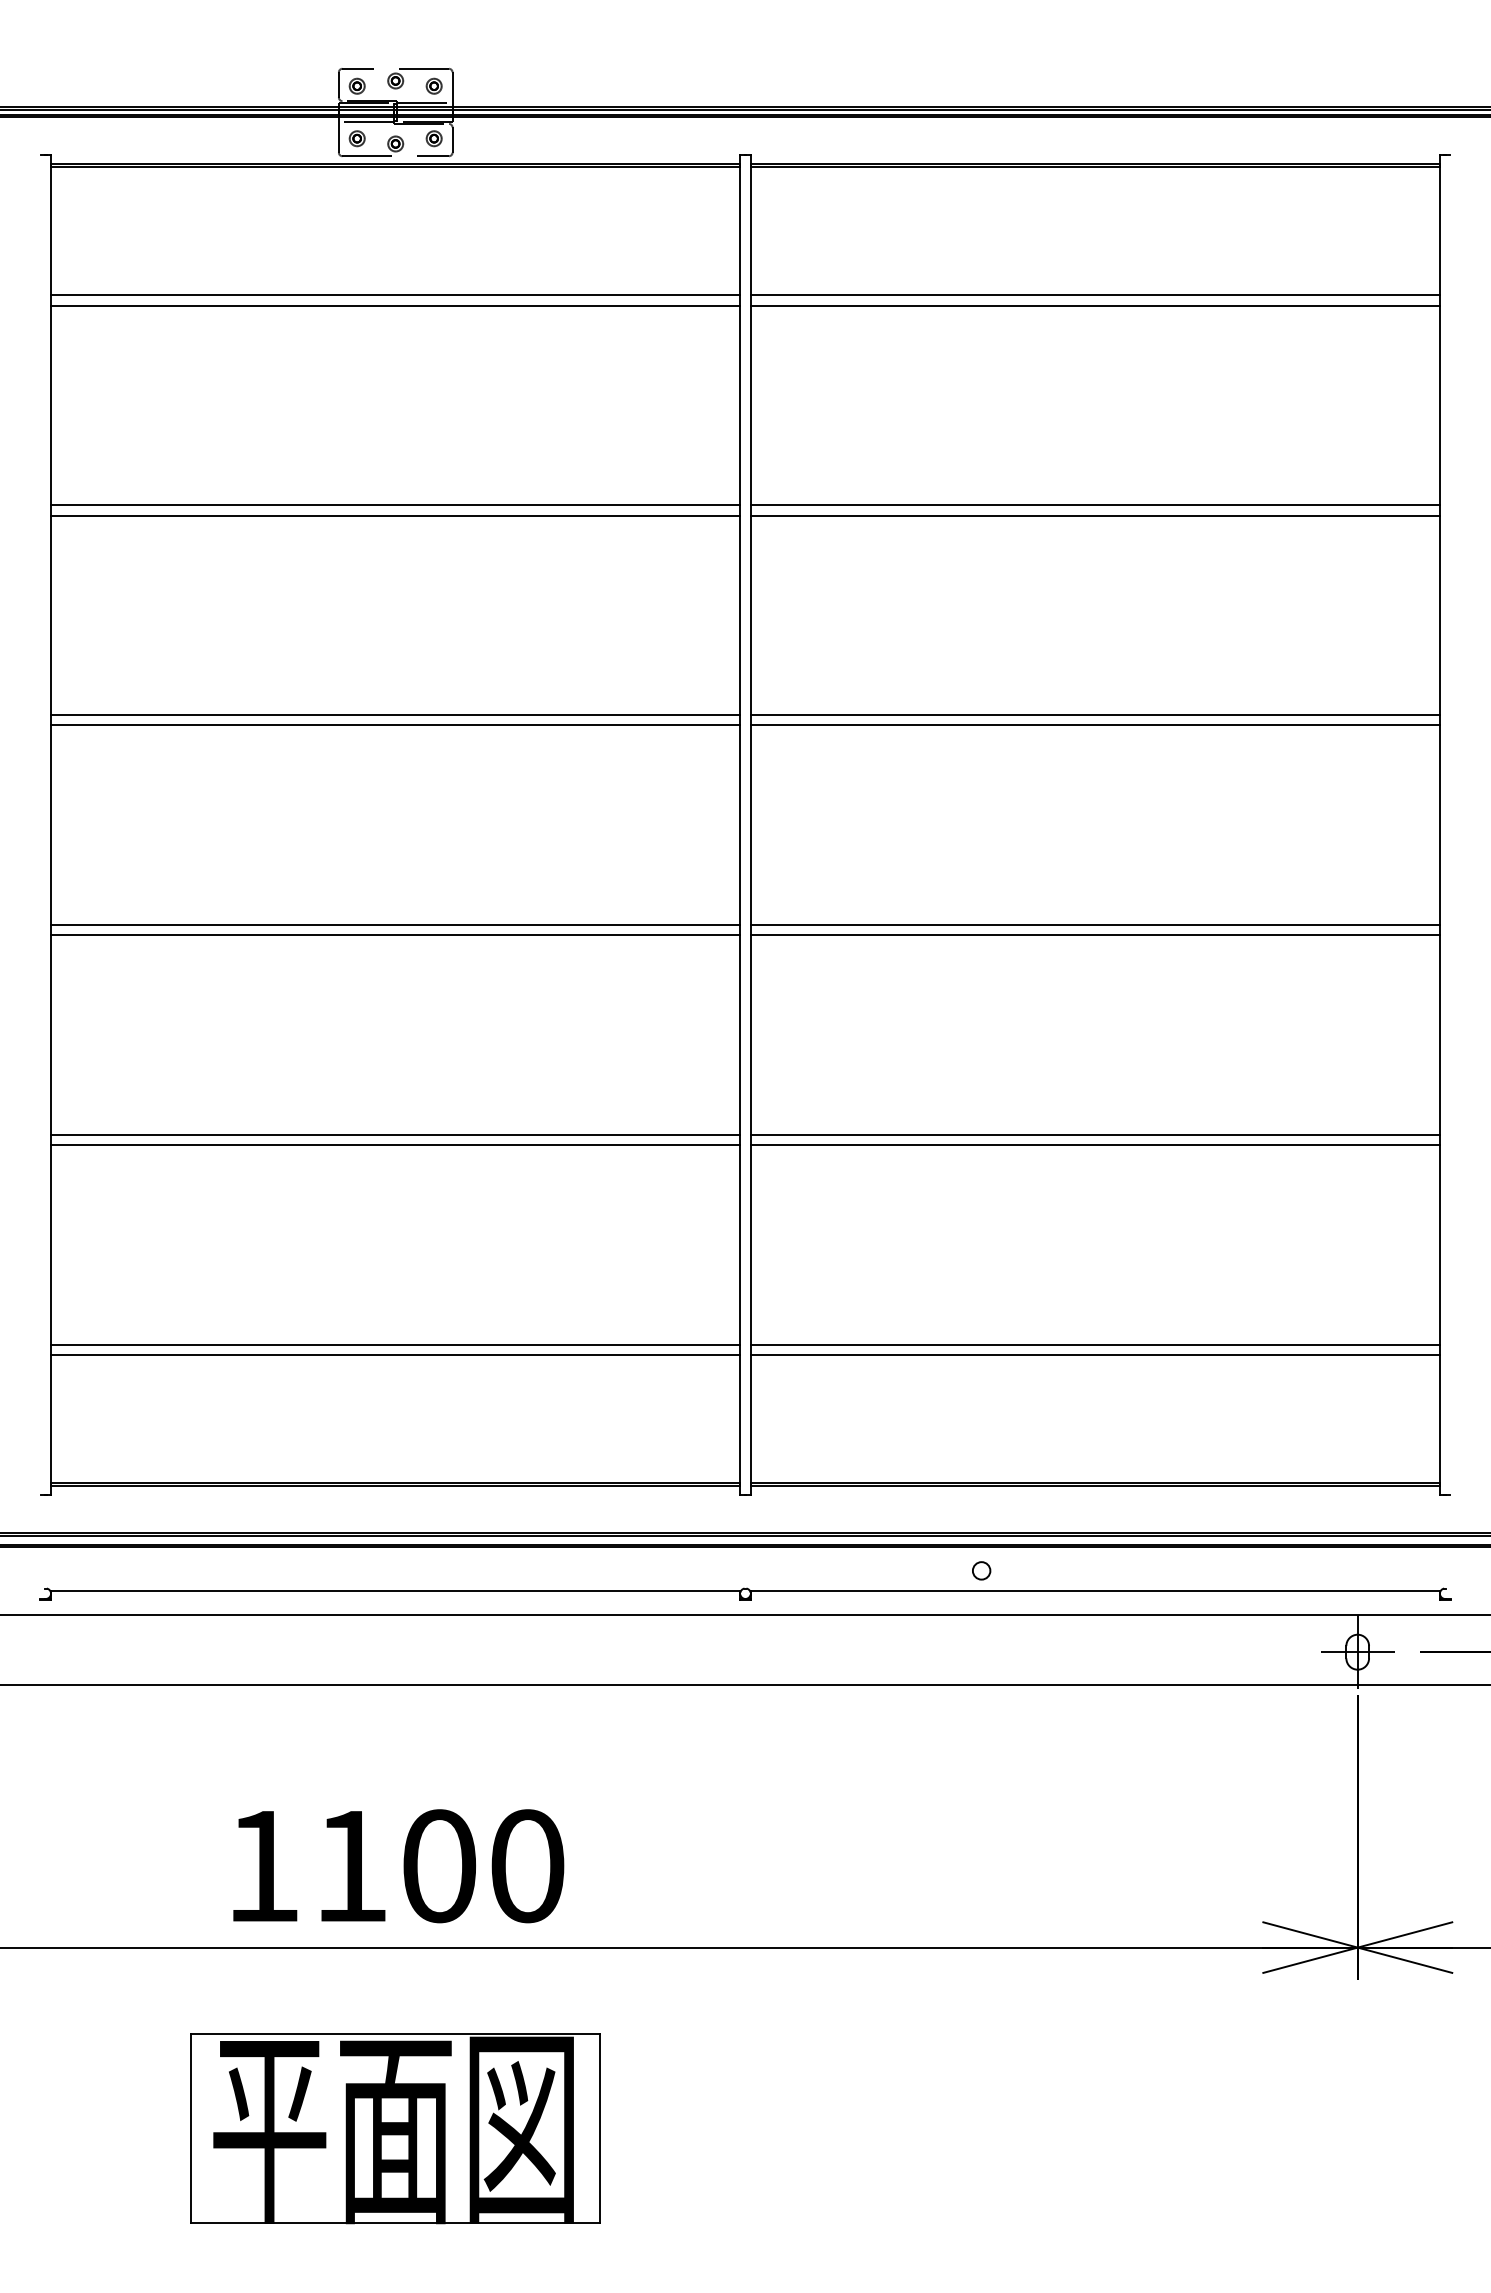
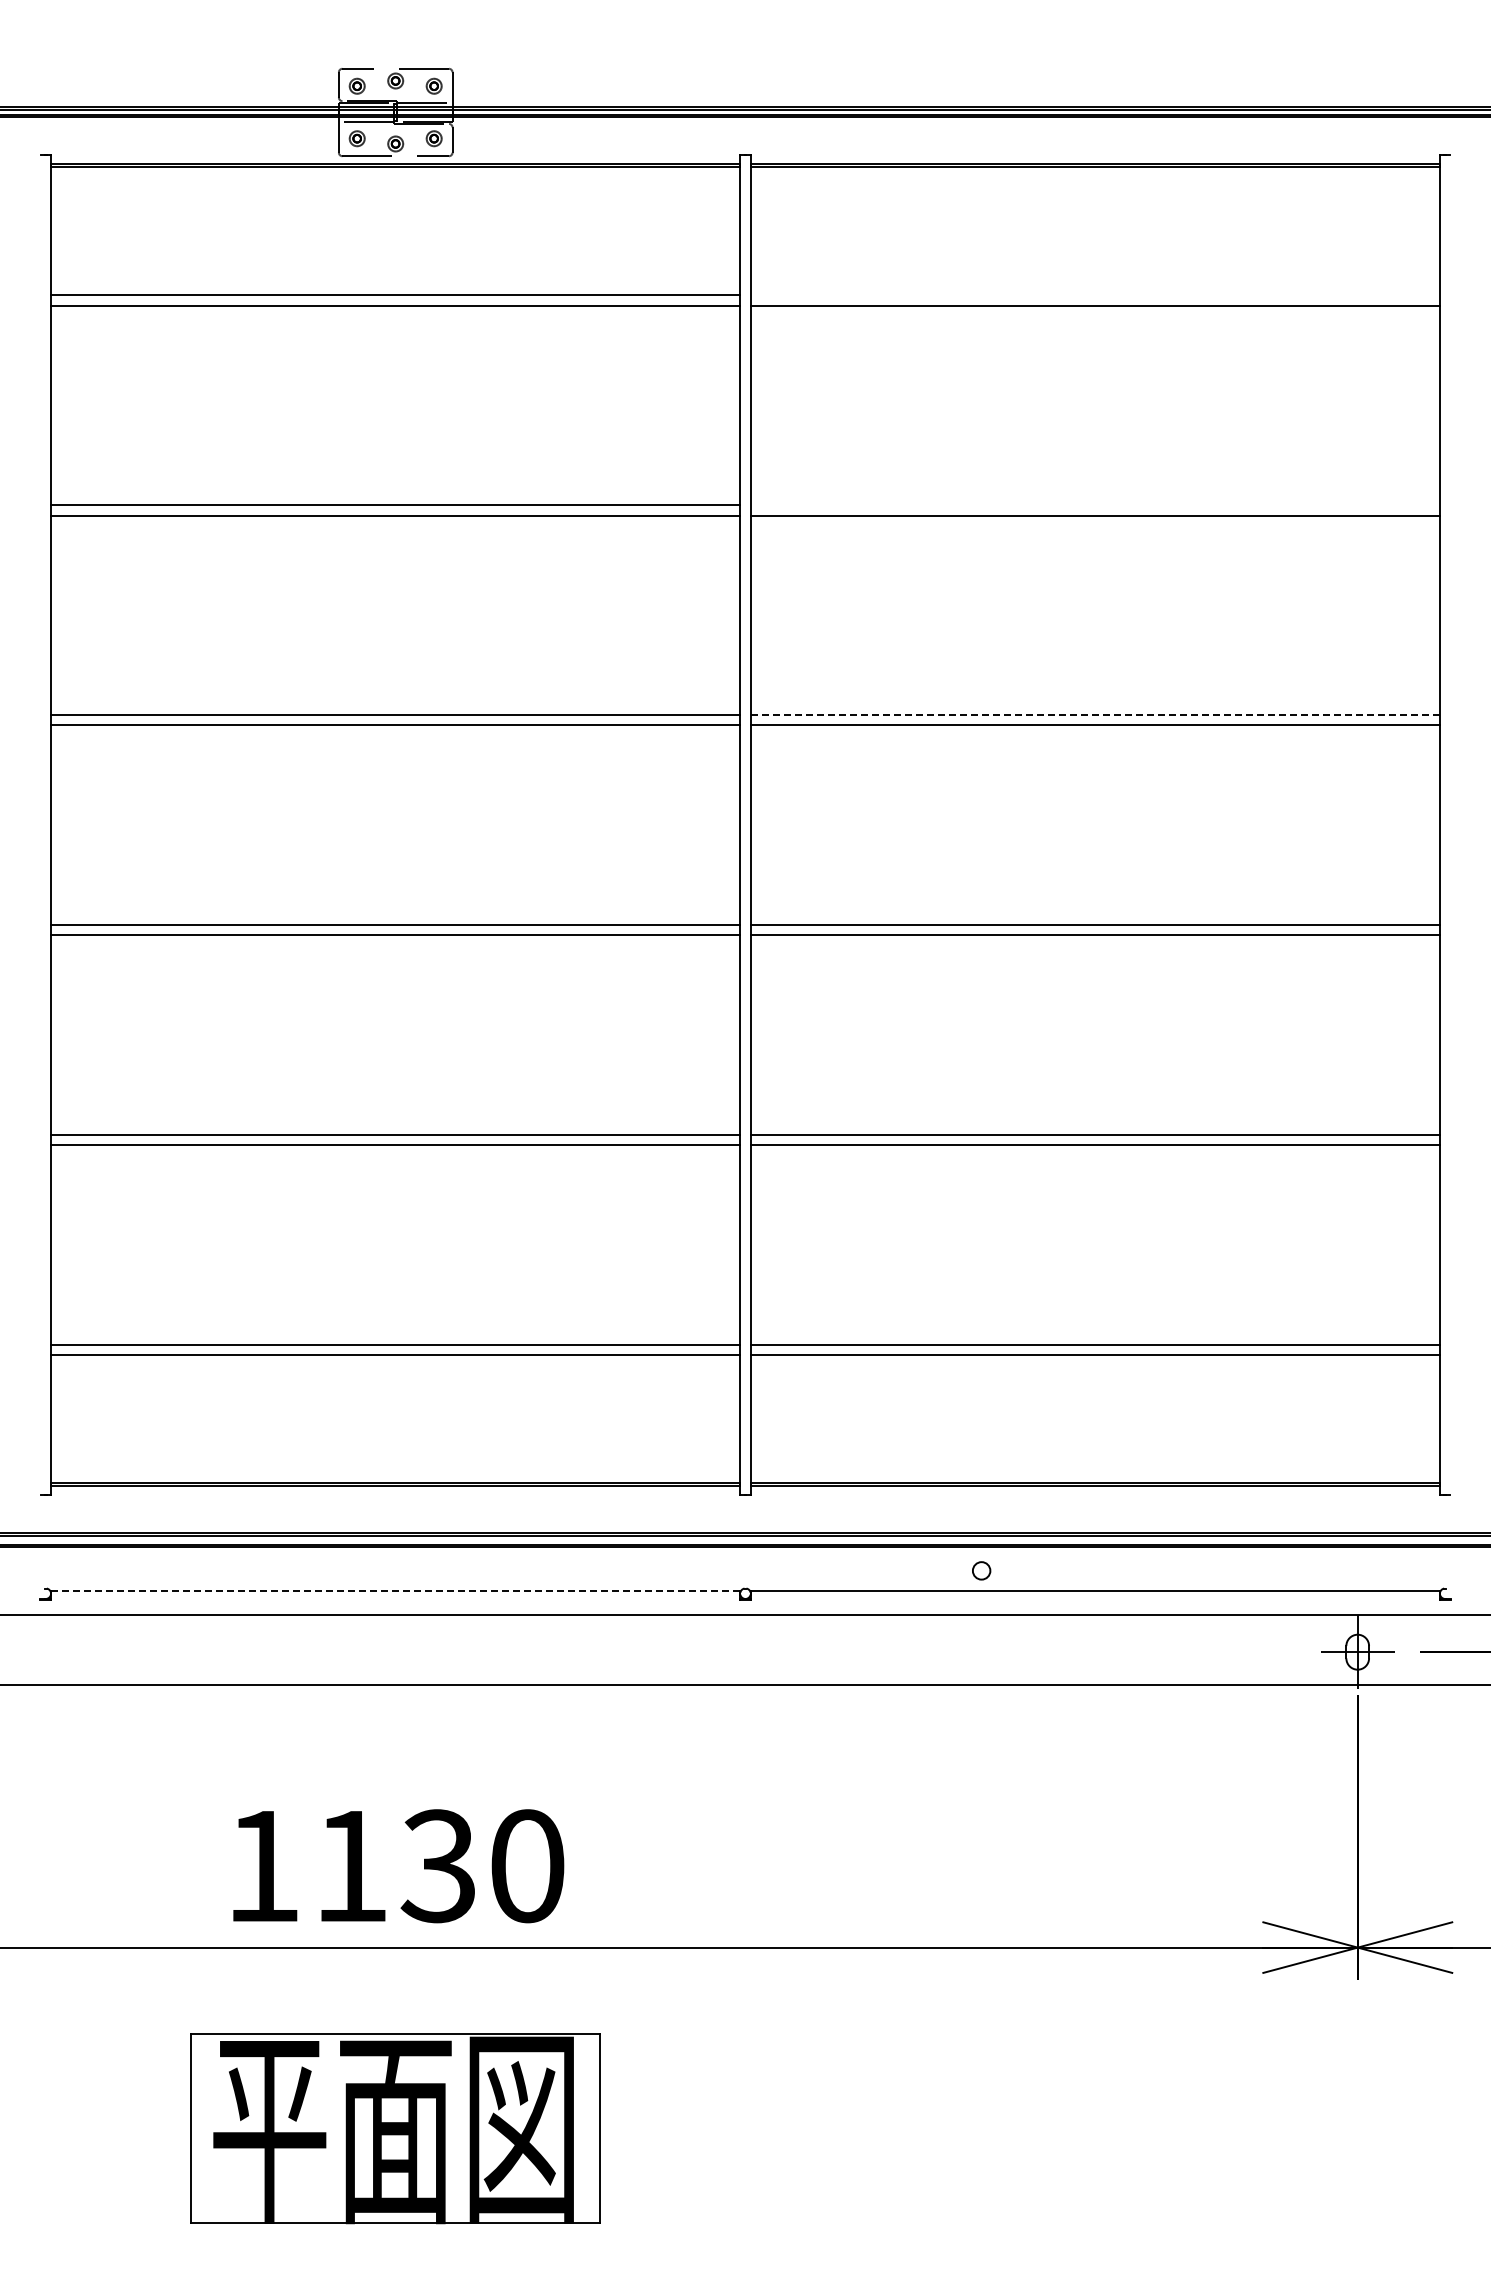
line: present -> none (1095, 295)
line: present -> none (1095, 505)
line: solid -> dashed (1095, 715)
line: solid -> dashed (395, 1591)
text: 1100 -> 1130 (437, 1866)
